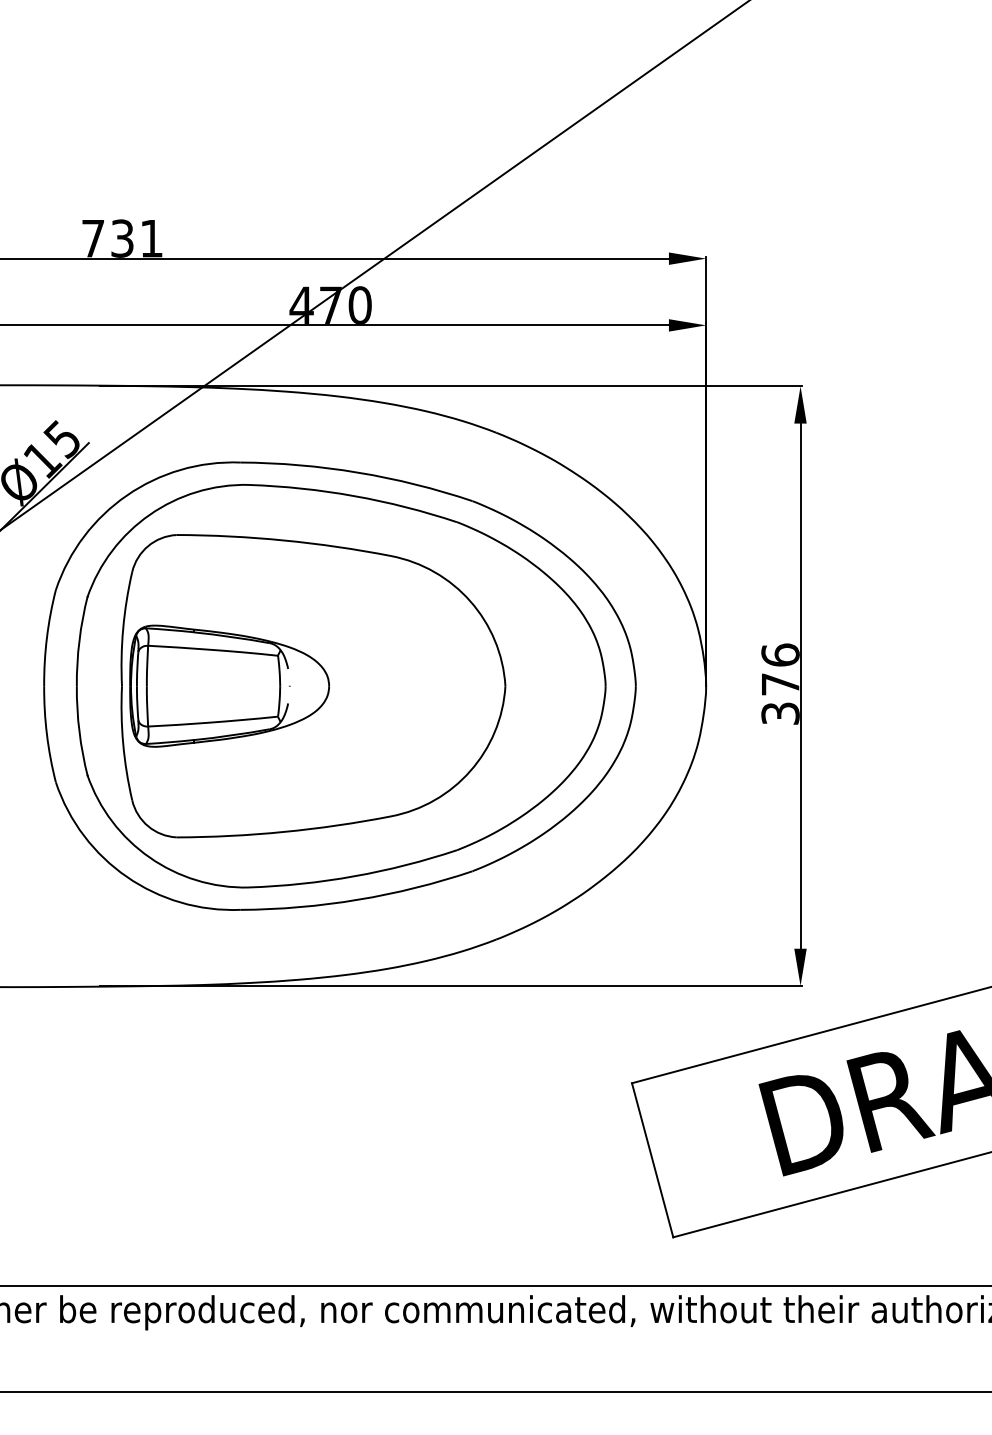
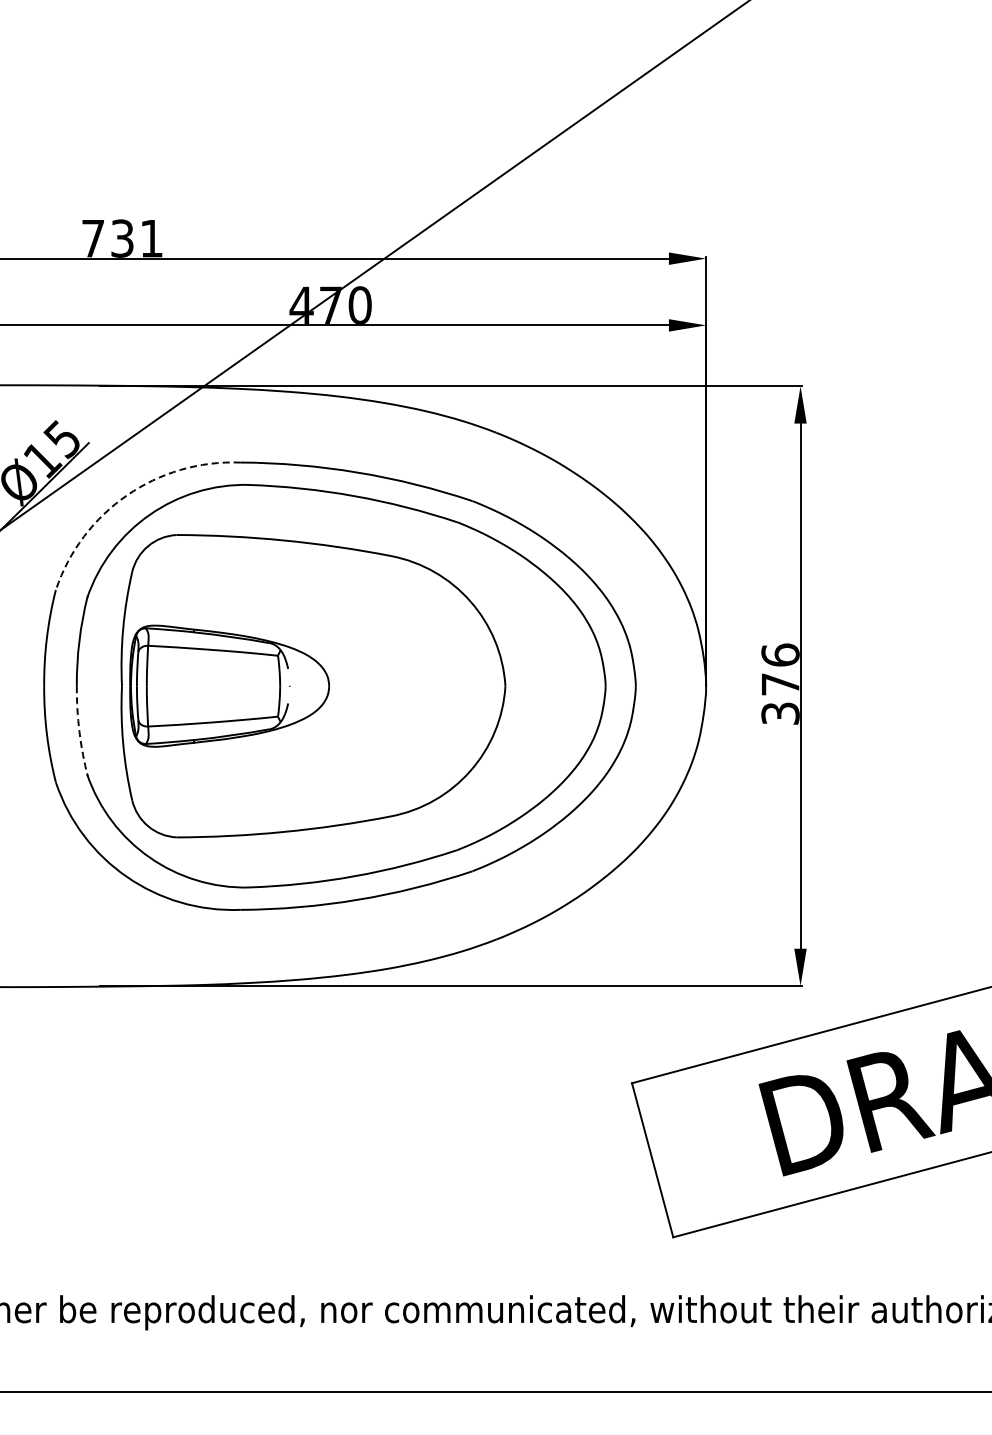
arc: solid -> dashed (126, 495)
arc: solid -> dashed (79, 731)
line: present -> none (495, 1285)
